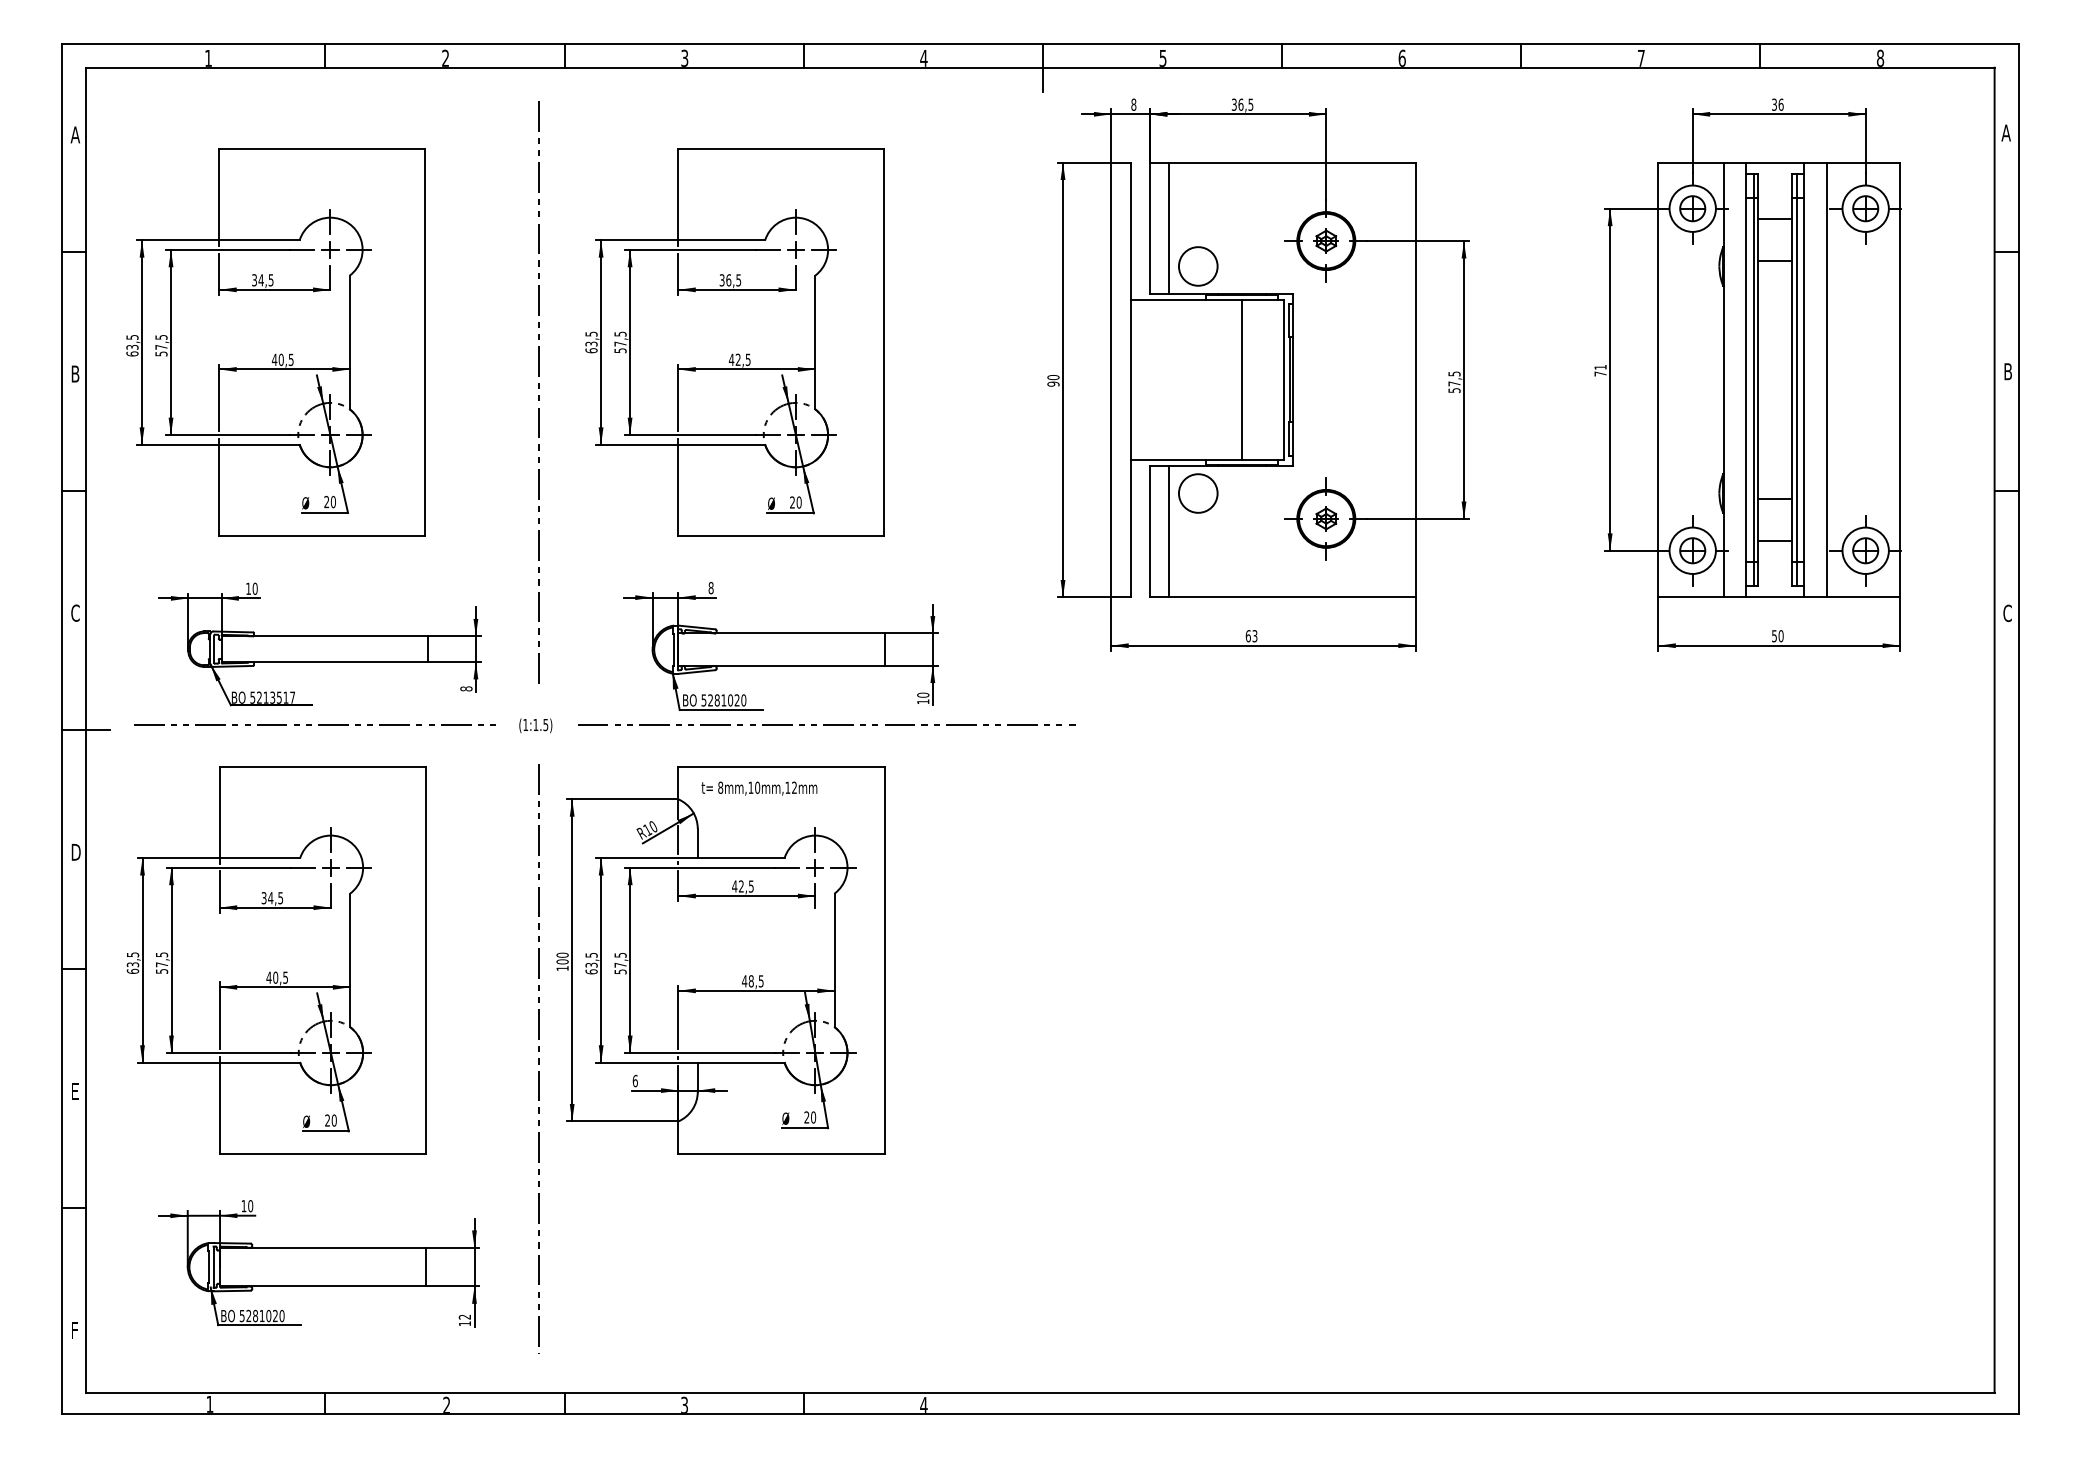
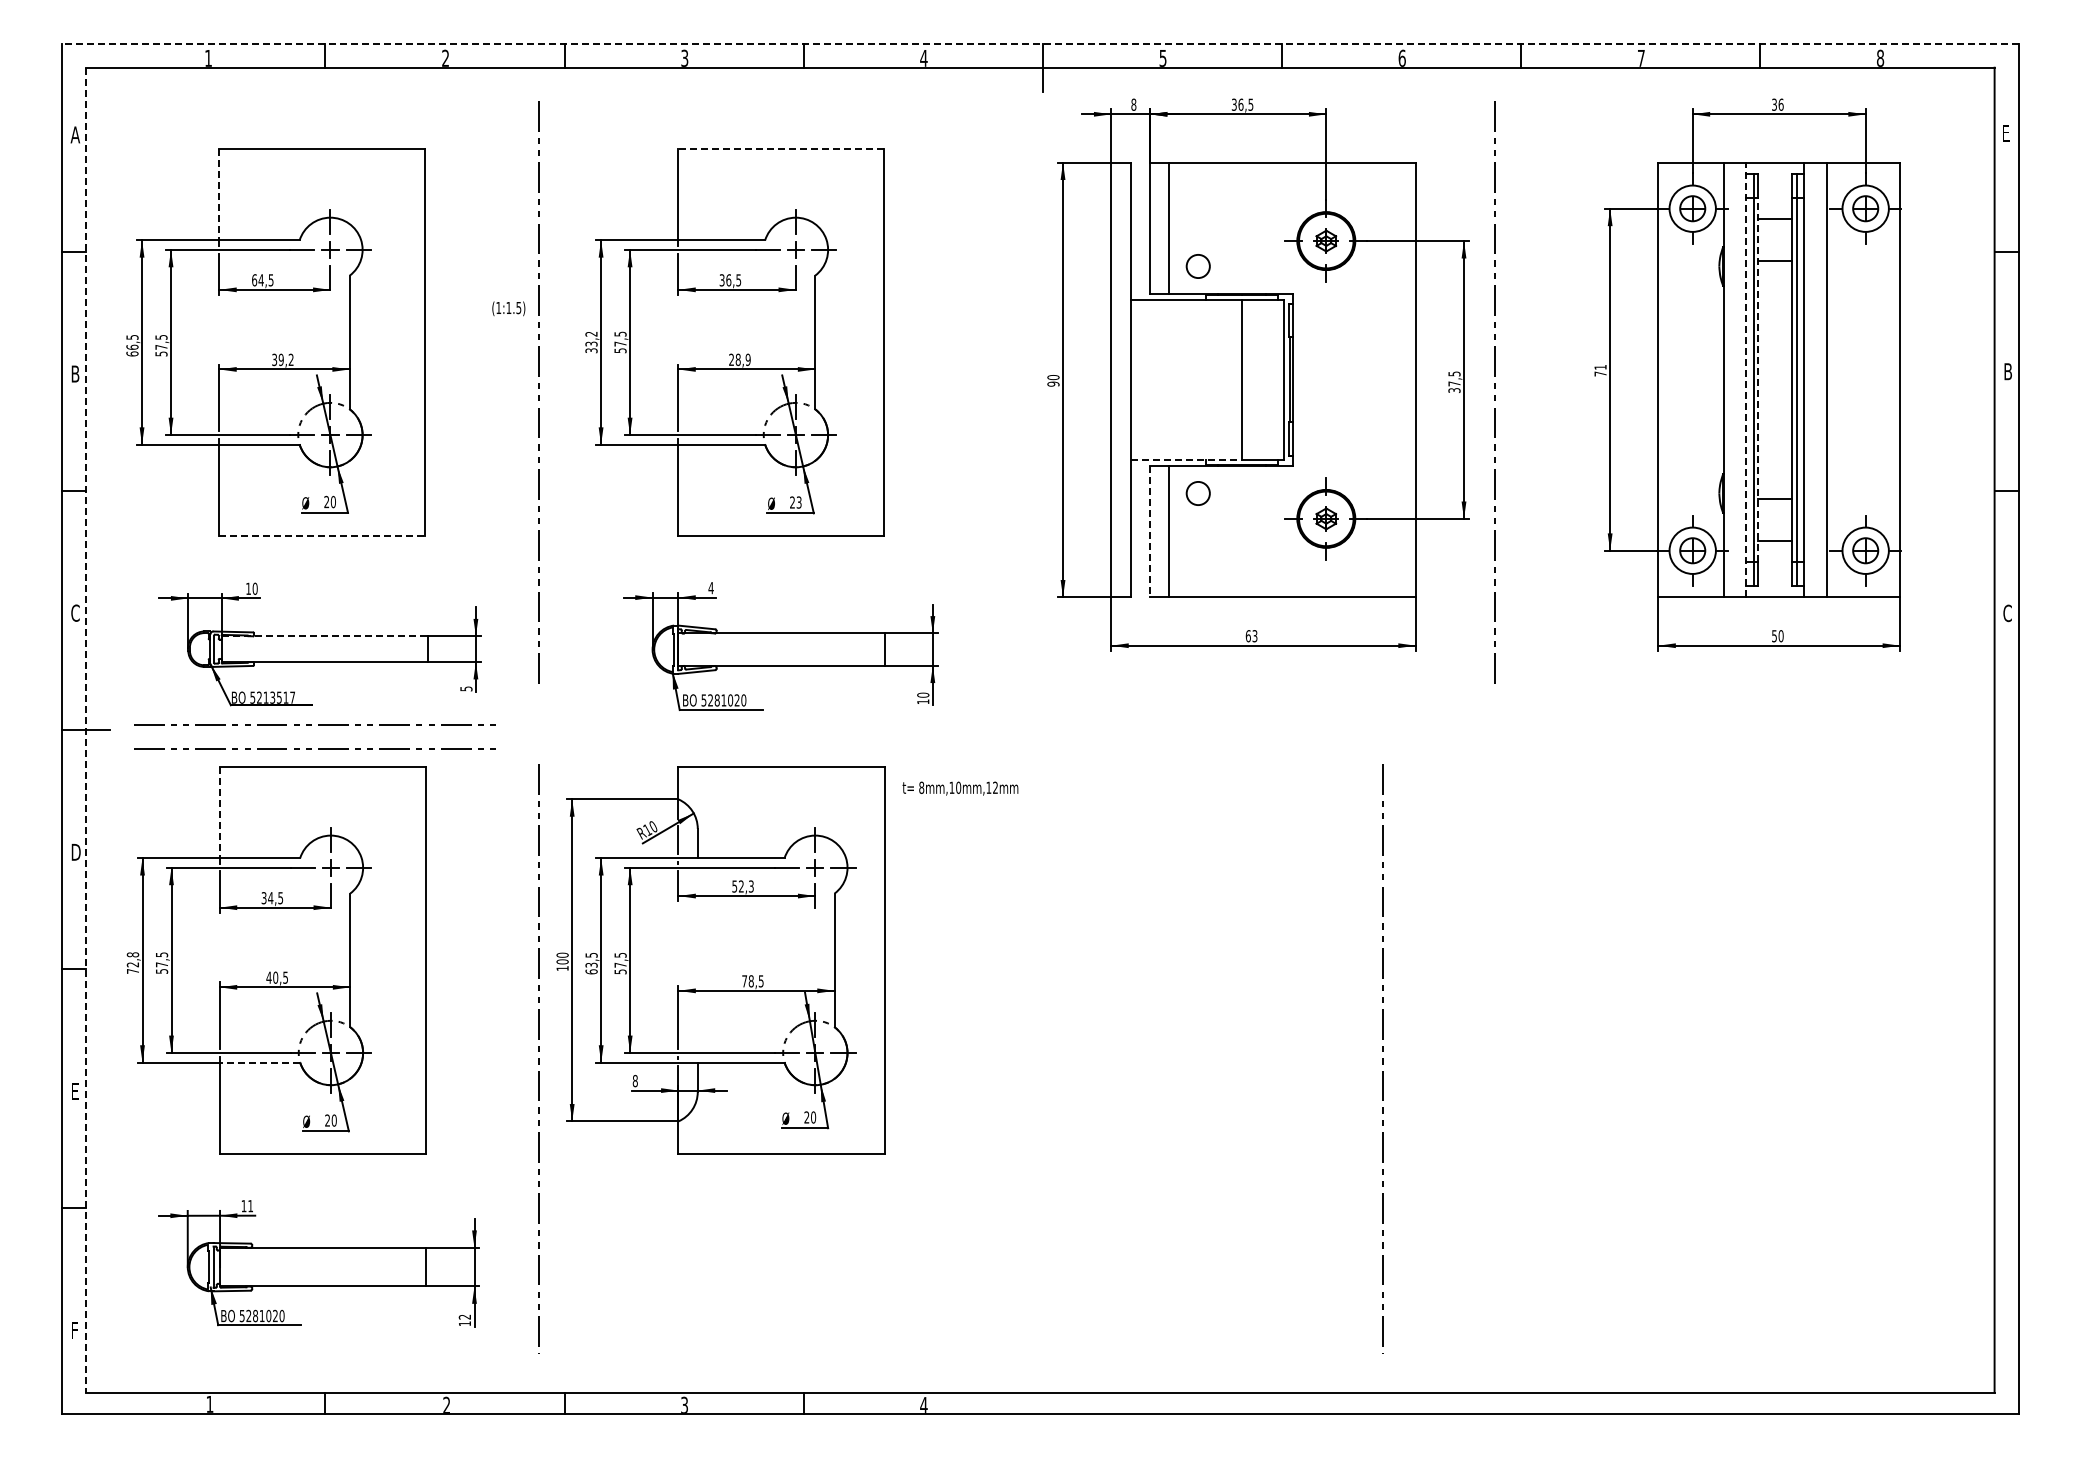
line: solid -> dashed (1040, 43)
text: A -> E (2005, 132)
line: solid -> dashed (780, 149)
line: solid -> dashed (219, 195)
circle diameter: 39 px -> 23 px (1197, 266)
text: 34,5 -> 64,5 (254, 280)
text: 63,5 -> 33,2 (591, 342)
text: 63,5 -> 66,5 (132, 346)
text: 40,5 -> 39,2 (282, 359)
text: 42,5 -> 28,9 (739, 359)
line: solid -> dashed (1746, 379)
line: solid -> dashed (1758, 379)
text: 57,5 -> 37,5 (1453, 390)
line: none -> present (1494, 395)
line: solid -> dashed (1186, 459)
circle diameter: 39 px -> 23 px (1197, 493)
text: 20 -> 23 (798, 502)
line: solid -> dashed (1149, 531)
line: solid -> dashed (322, 535)
text: 8 -> 4 (710, 588)
line: solid -> dashed (325, 636)
text: 8 -> 5 (466, 688)
line: present -> none (826, 724)
text position: (535, 725) -> (508, 308) (508, 308)
line: solid -> dashed (86, 730)
line: none -> present (311, 748)
text position: (759, 788) -> (960, 788) (960, 788)
line: solid -> dashed (219, 813)
text: 42,5 -> 52,3 (742, 886)
text: 63,5 -> 72,8 (132, 962)
text: 48,5 -> 78,5 (744, 981)
line: none -> present (1382, 1058)
line: solid -> dashed (259, 1062)
text: 6 -> 8 (634, 1080)
text: 10 -> 11 (250, 1206)
